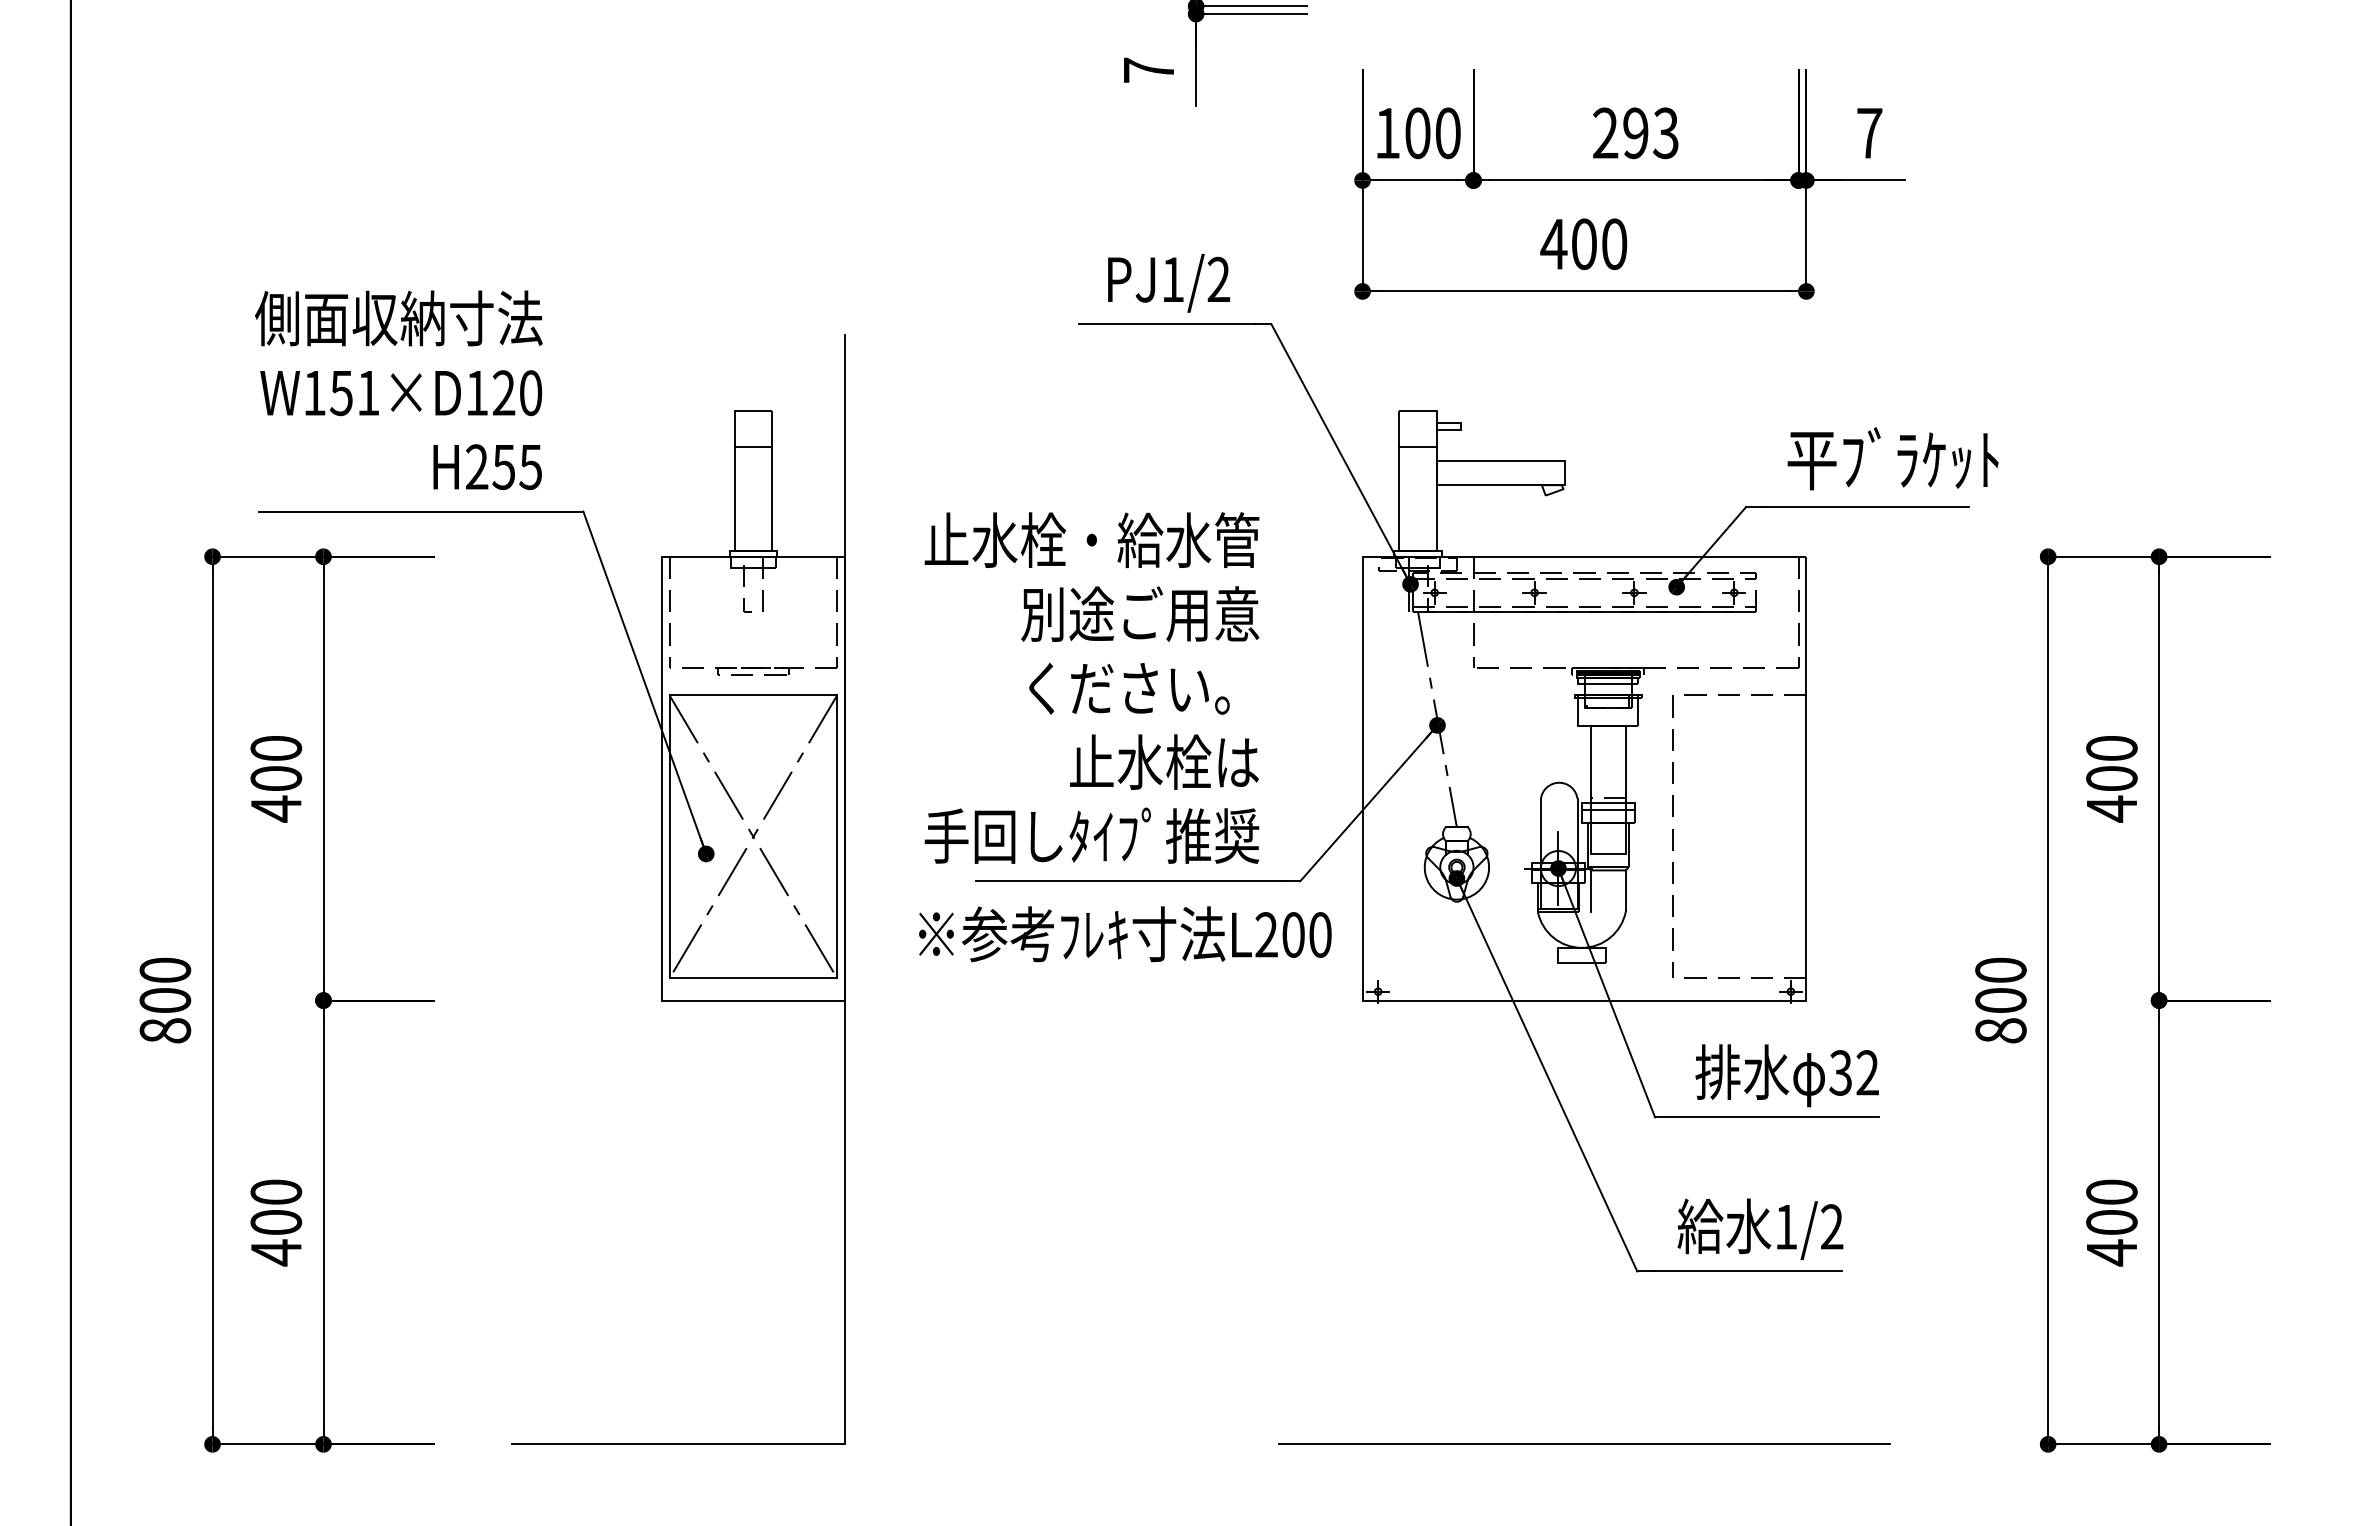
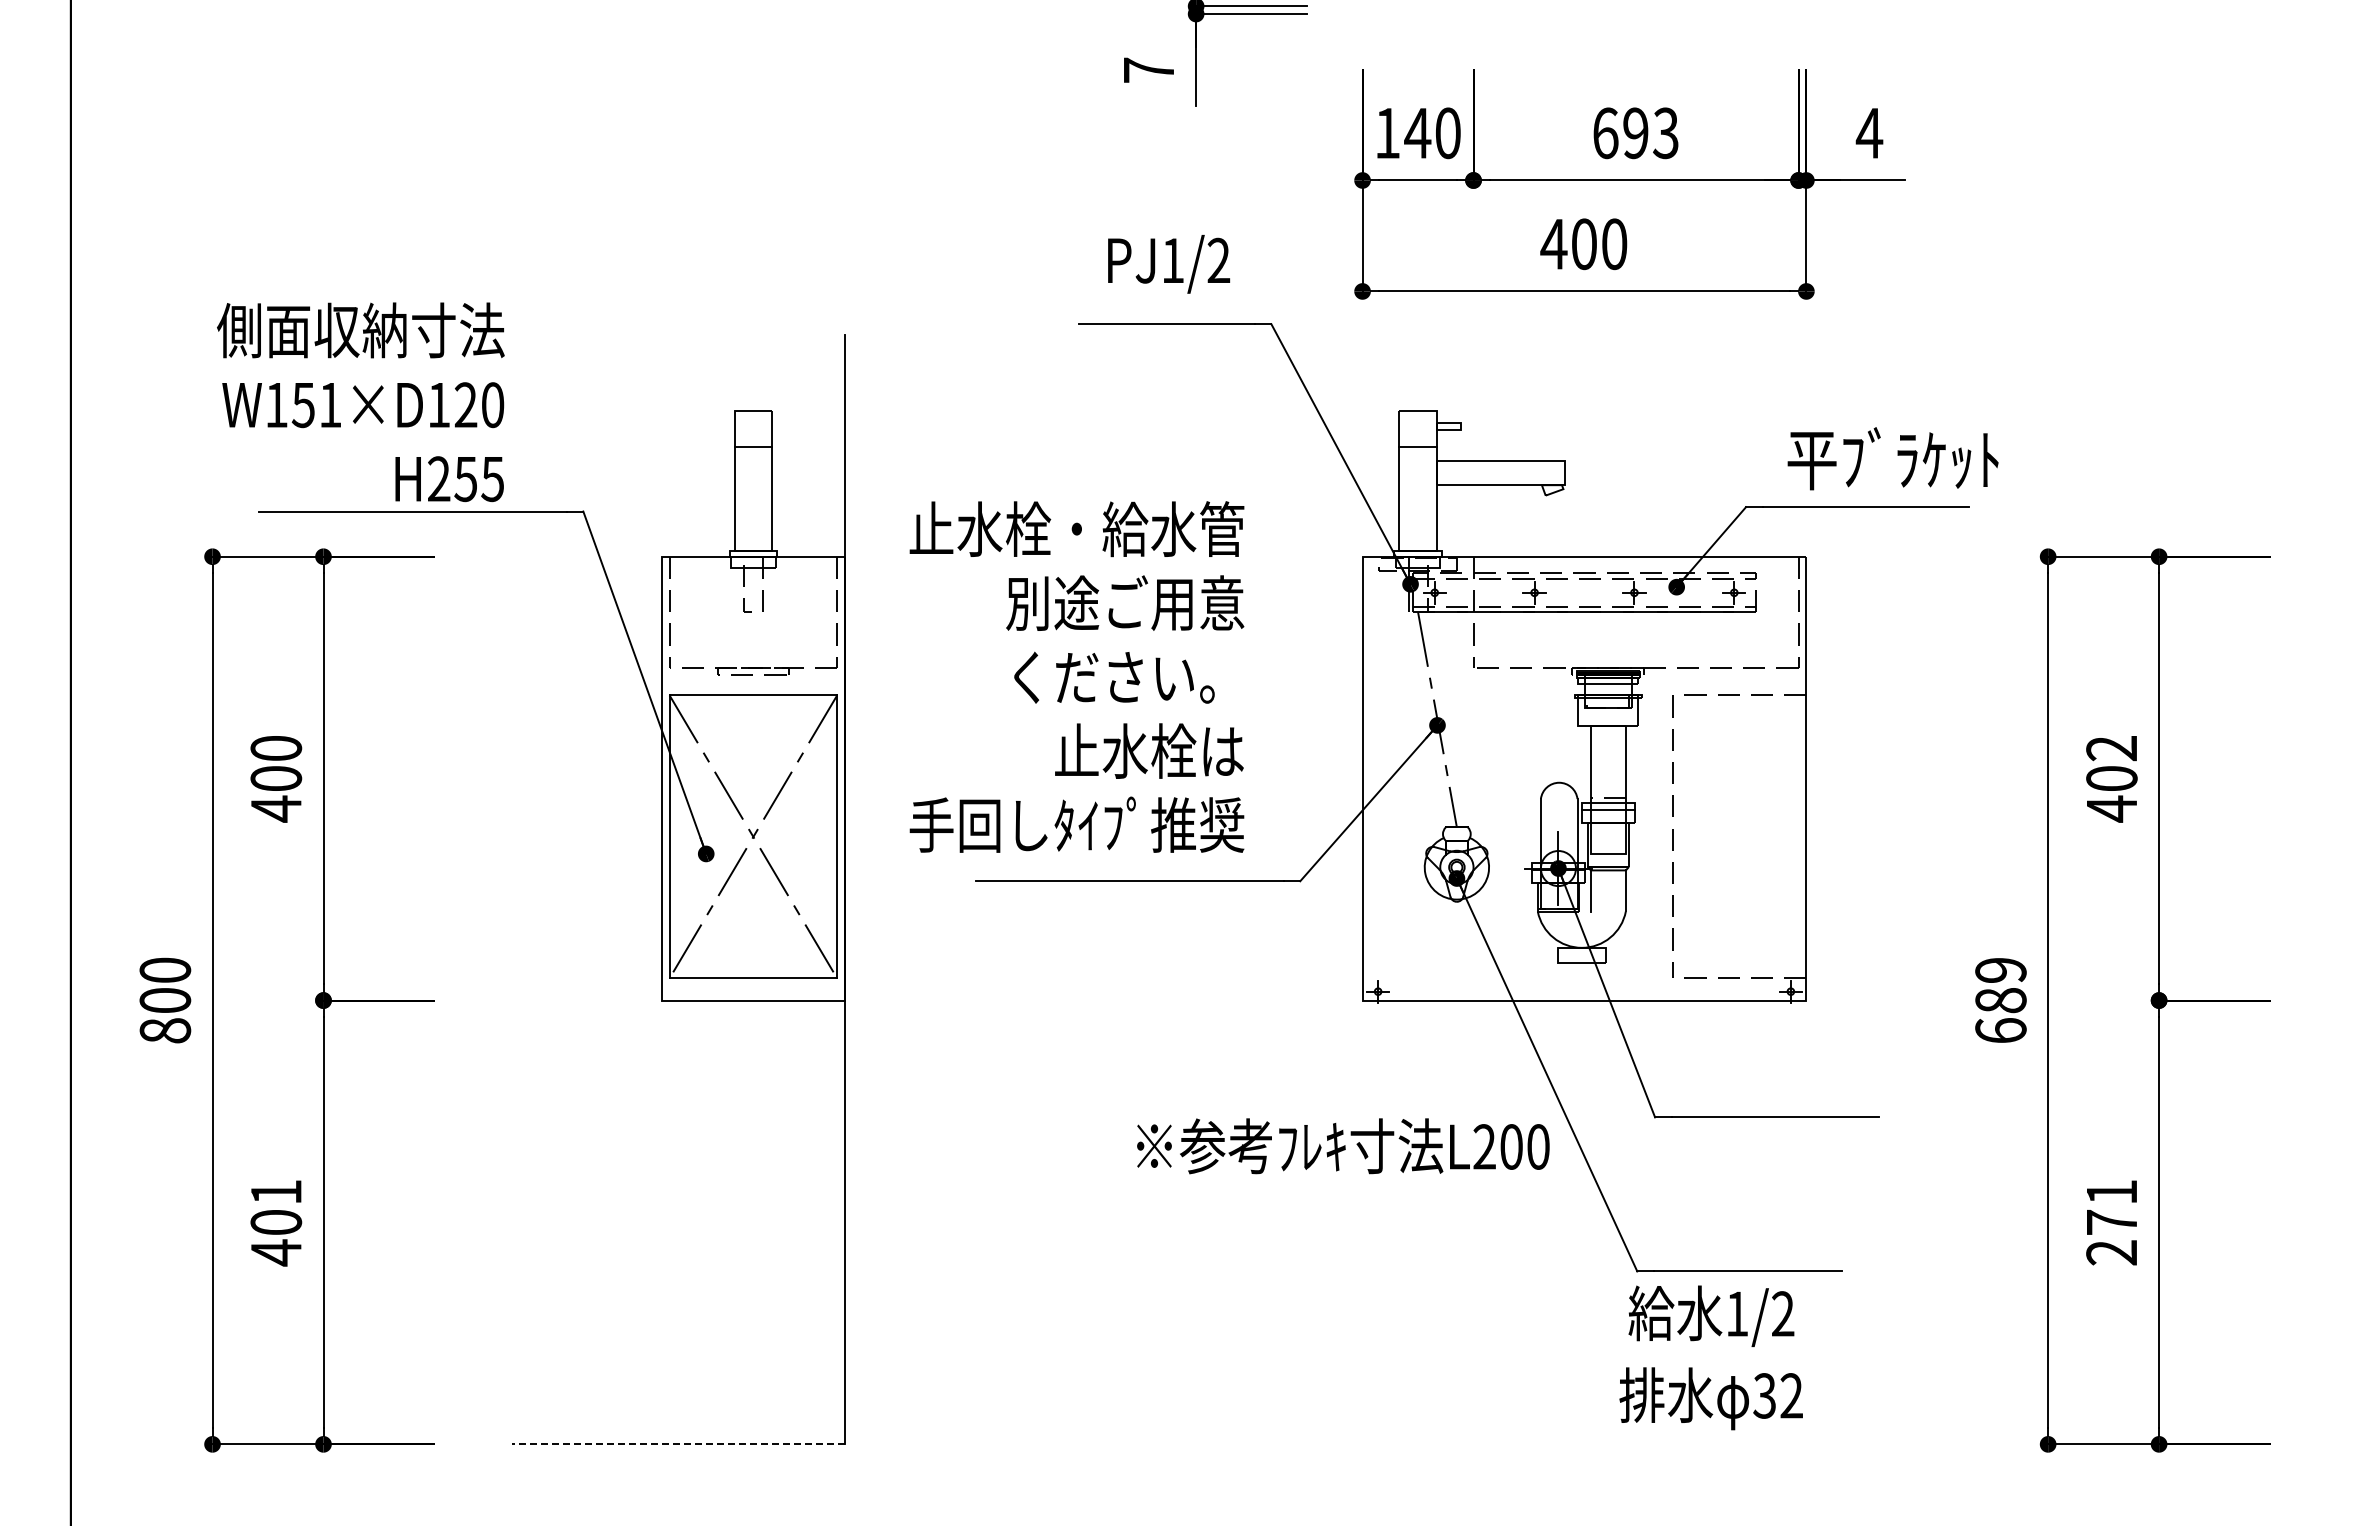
text: 100 -> 140 (1417, 133)
text: 293 -> 693 (1605, 133)
text: 7 -> 4 (1869, 133)
text position: (1169, 283) -> (1169, 264) (1169, 264)
text position: (398, 390) -> (360, 402) (360, 402)
text position: (1091, 687) -> (1076, 676) (1076, 676)
text: 400 -> 402 (2111, 748)
text position: (1125, 934) -> (1343, 1146) (1343, 1146)
text: 800 -> 689 (2000, 1000)
text position: (1786, 1075) -> (1710, 1398) (1710, 1398)
text: 400 -> 401 (276, 1191)
text: 400 -> 271 (2111, 1222)
text position: (1760, 1228) -> (1711, 1315) (1711, 1315)
line: solid -> dashed (678, 1444)
line: present -> none (1584, 1444)
